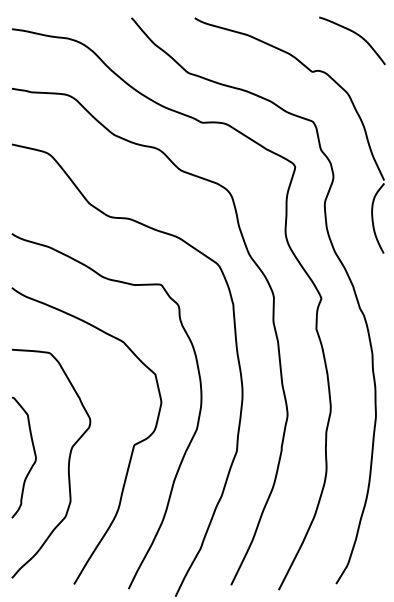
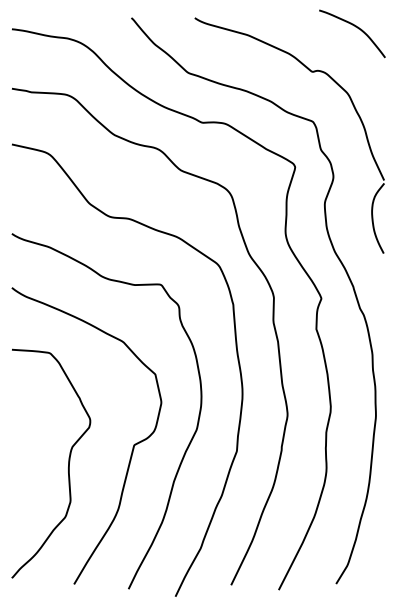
curve position: (355, 34) -> (355, 27) (355, 27)
curve: present -> none (34, 456)
